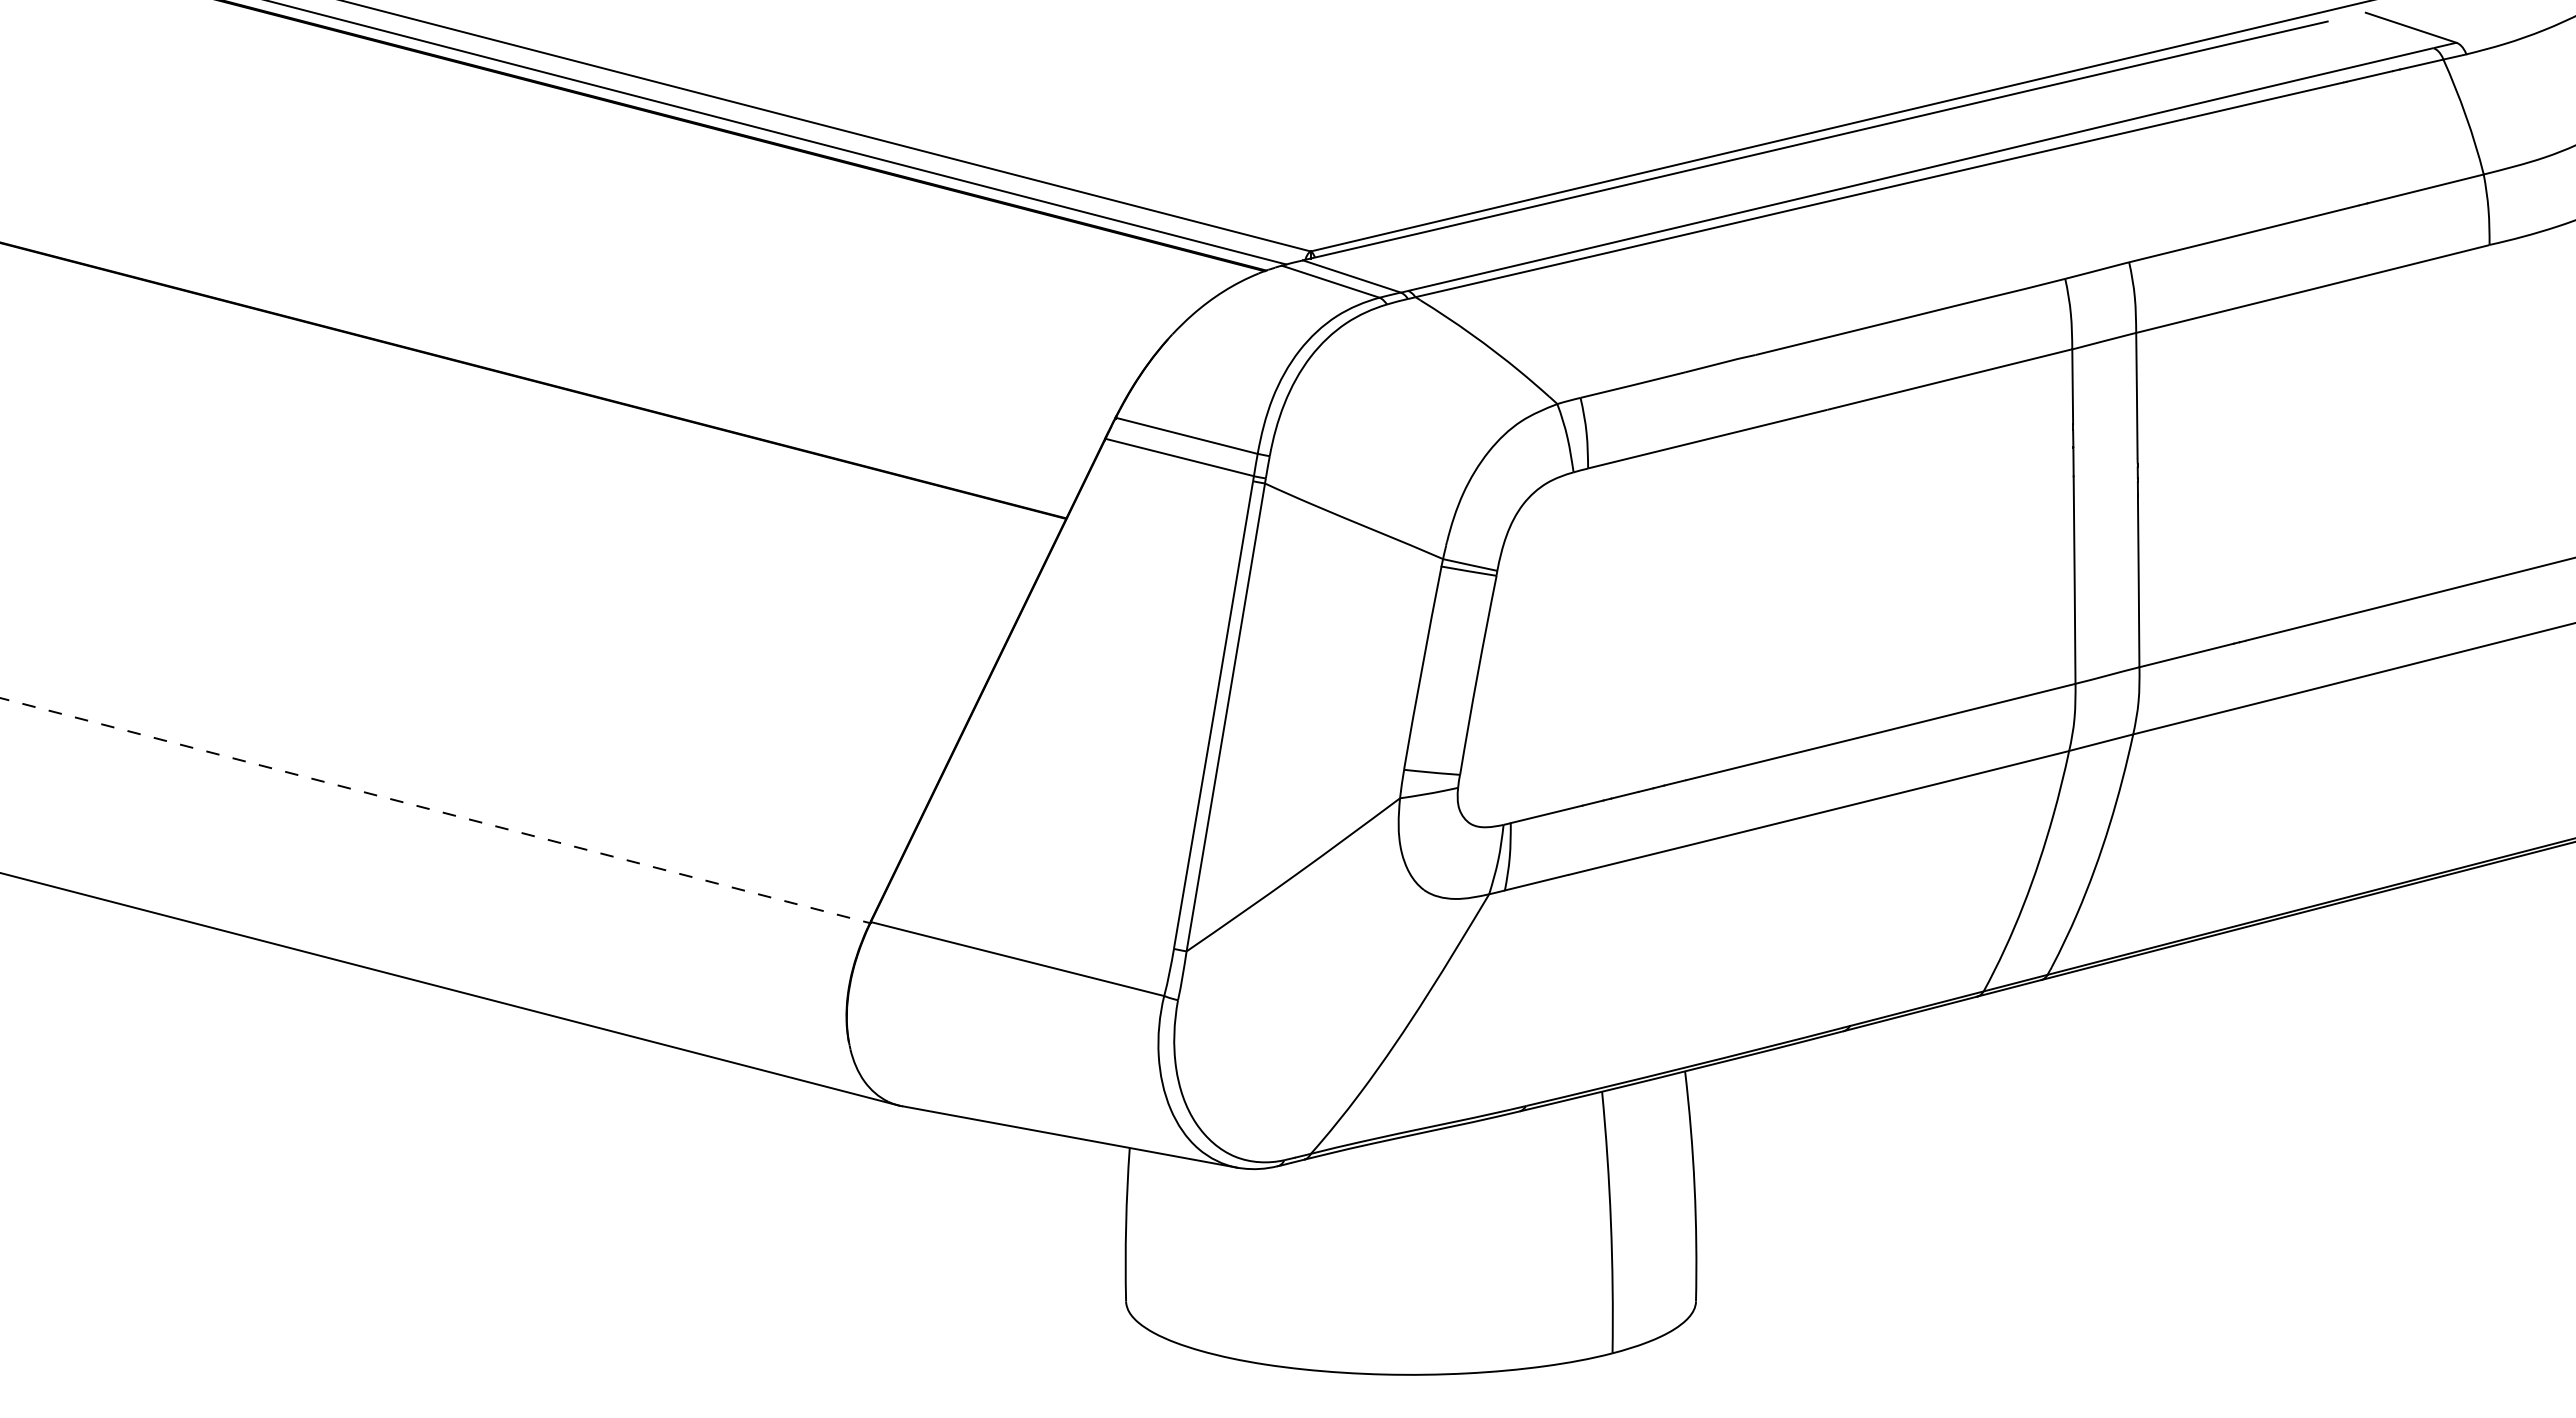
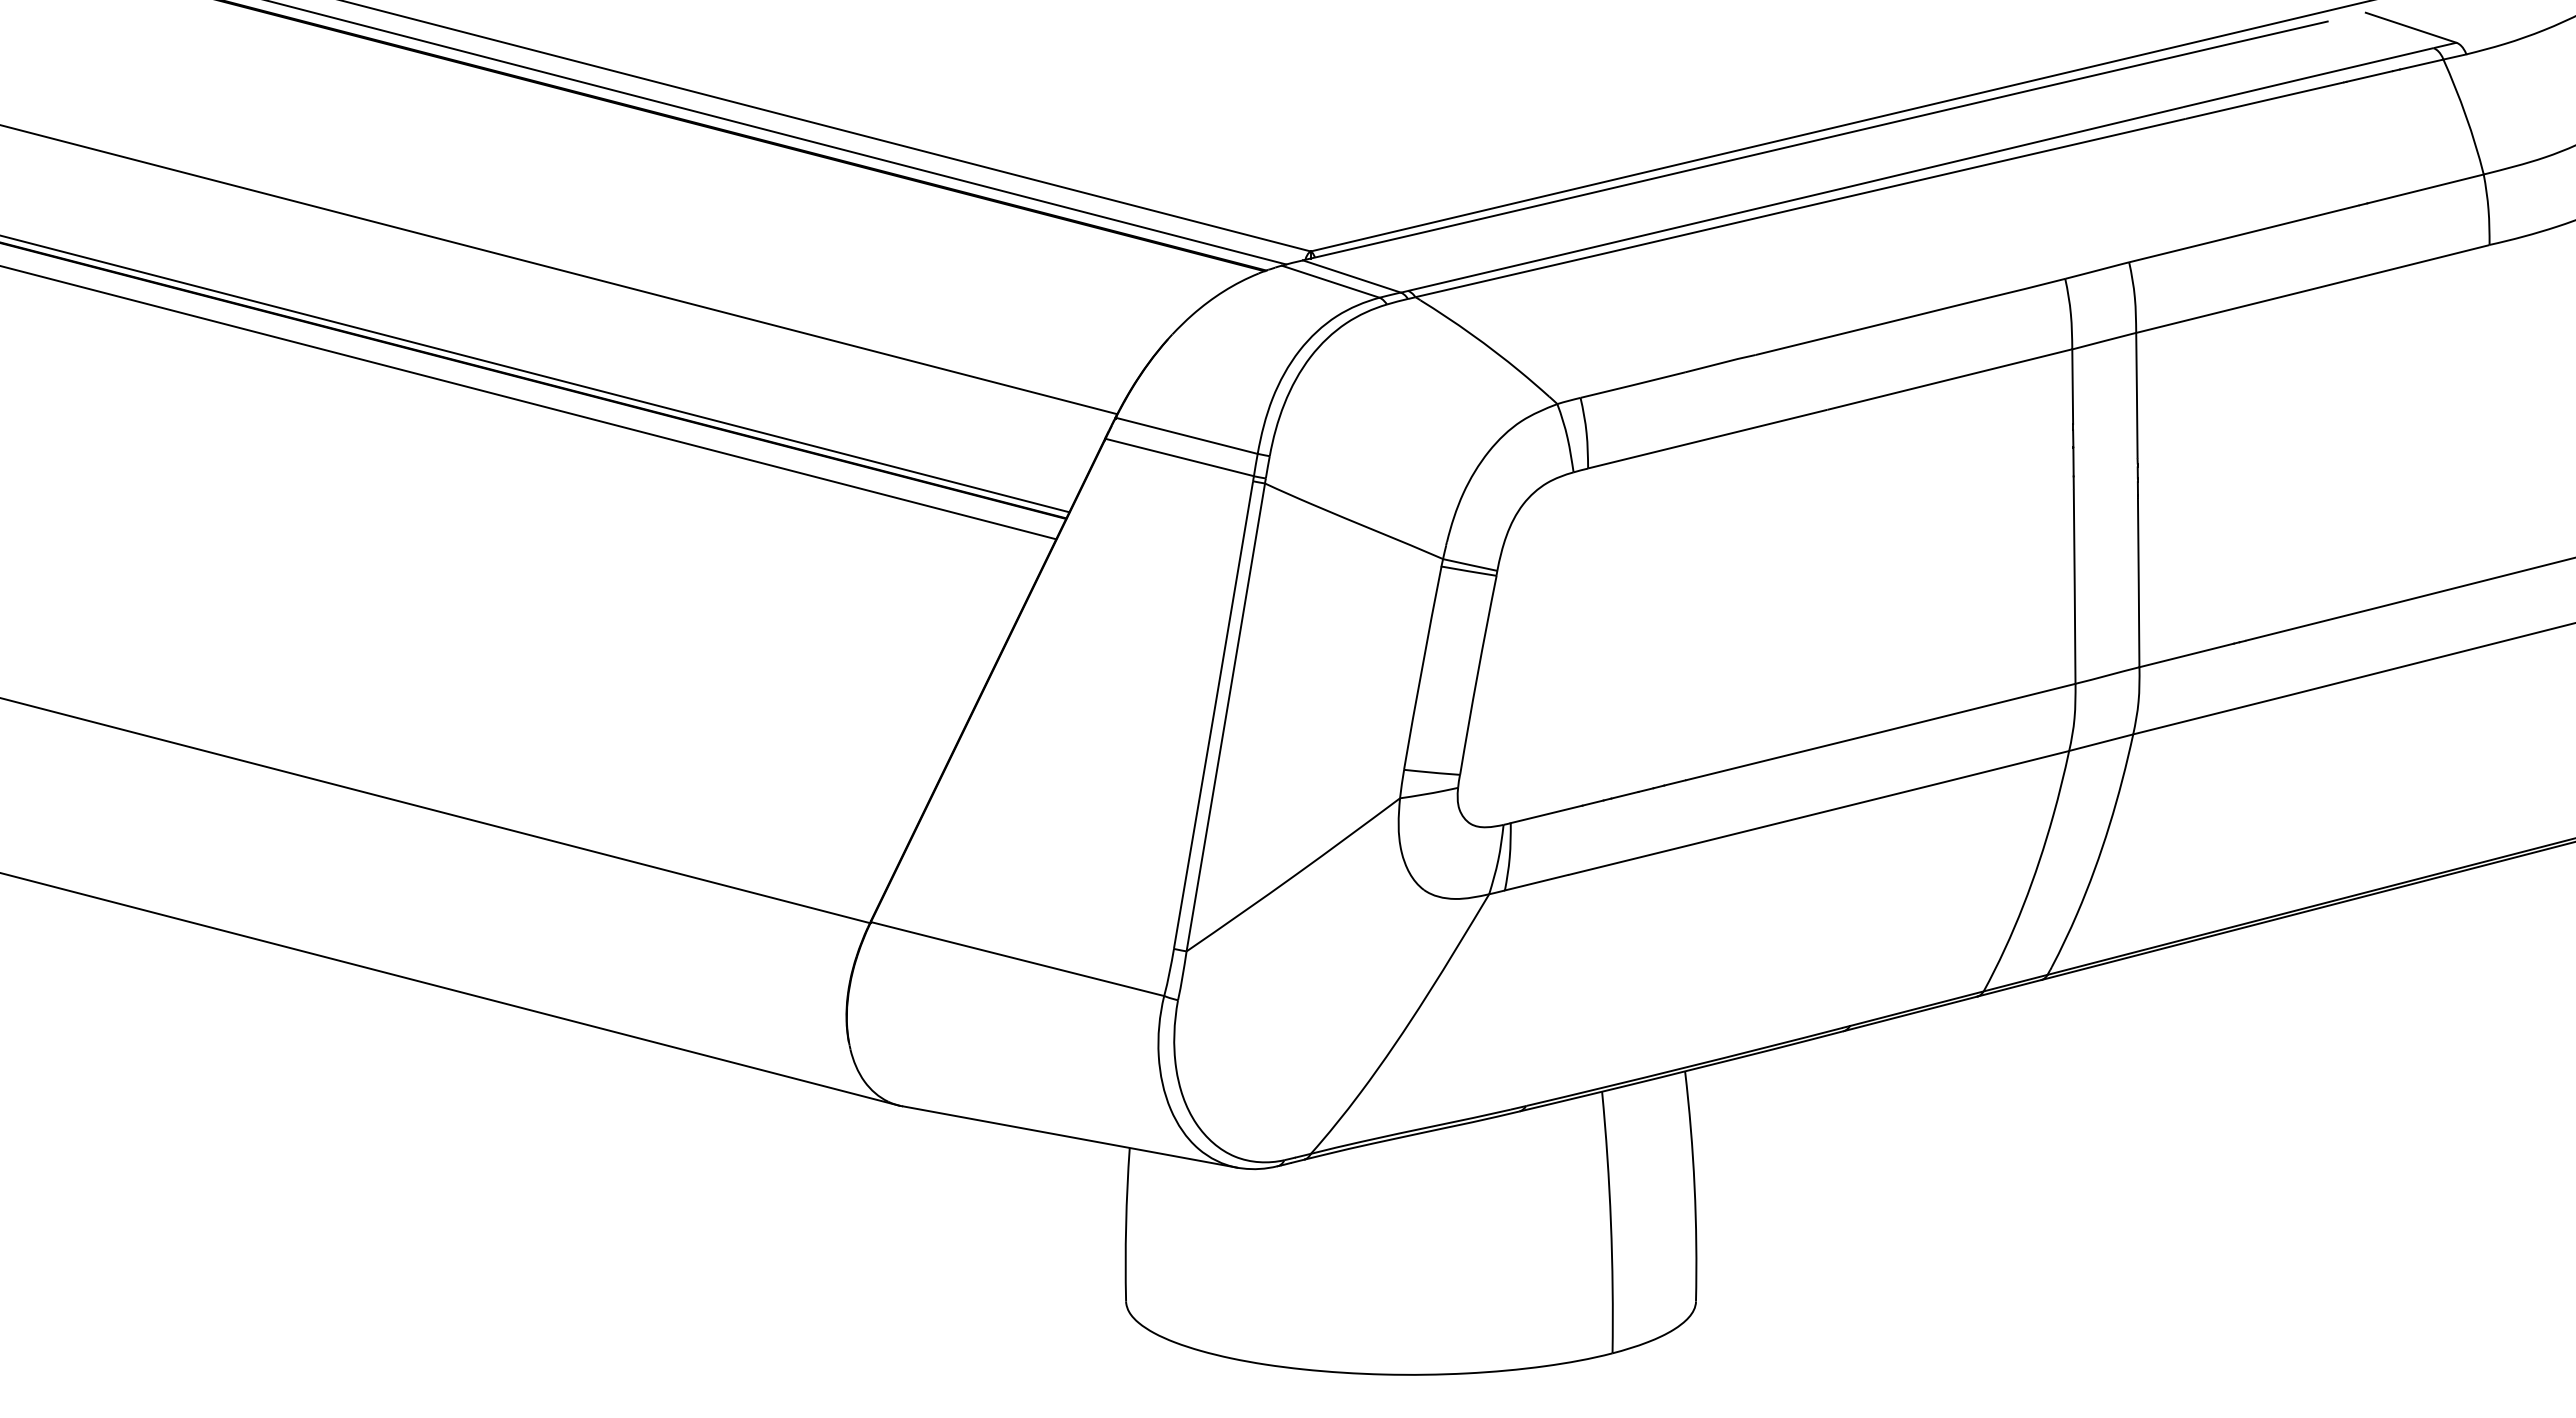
line: none -> present (559, 269)
line: none -> present (535, 374)
line: none -> present (529, 402)
line: dashed -> solid (435, 810)
